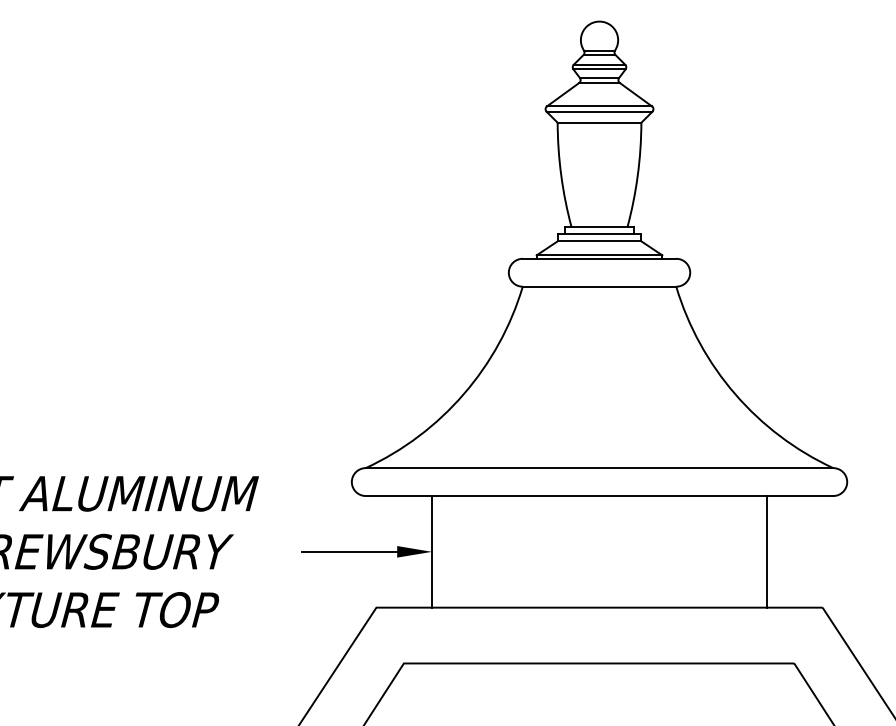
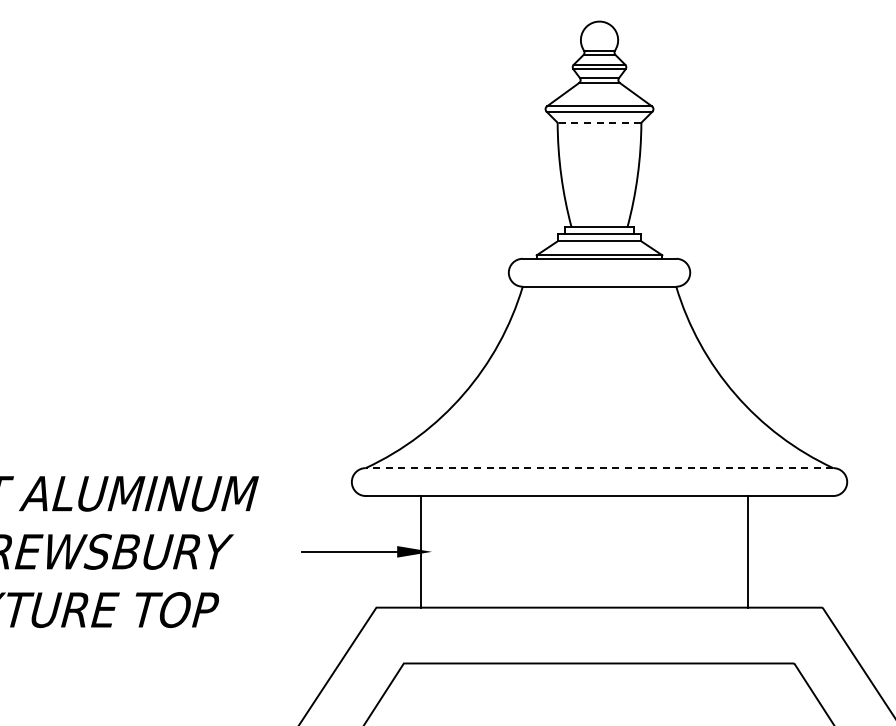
line: solid -> dashed (599, 122)
line: solid -> dashed (599, 468)
line position: (432, 551) -> (421, 551) (421, 551)
line position: (766, 551) -> (747, 551) (747, 551)
